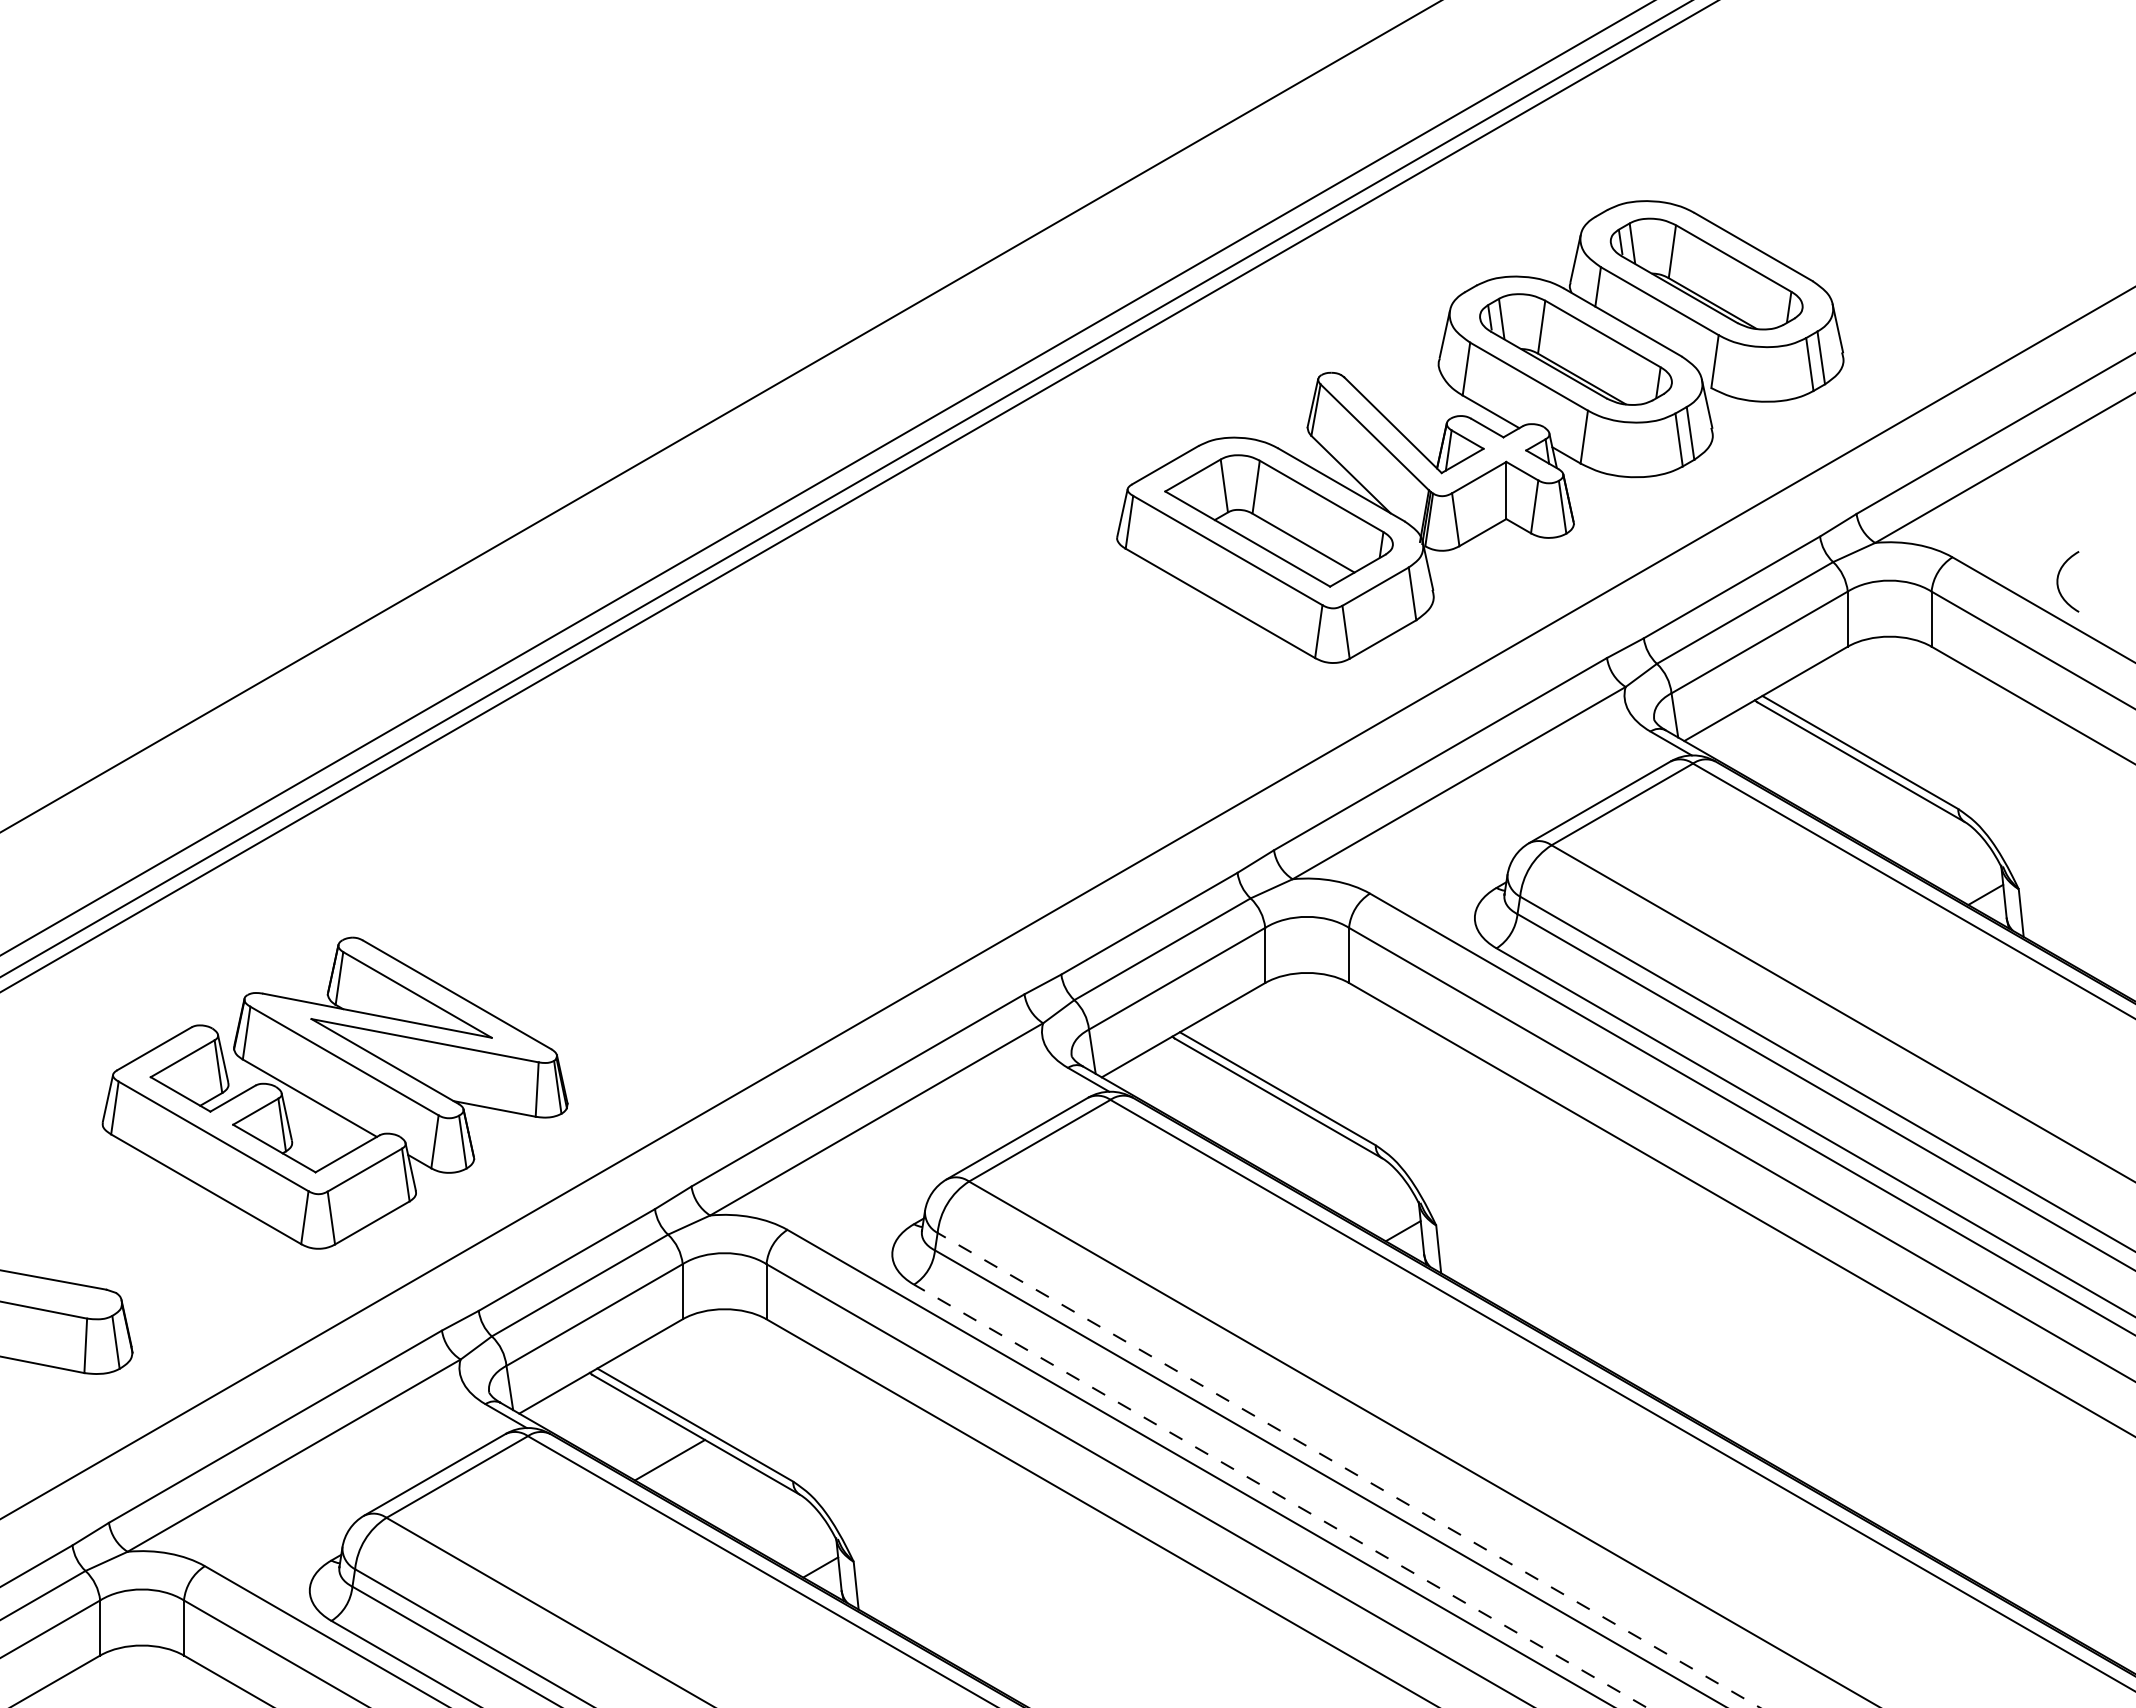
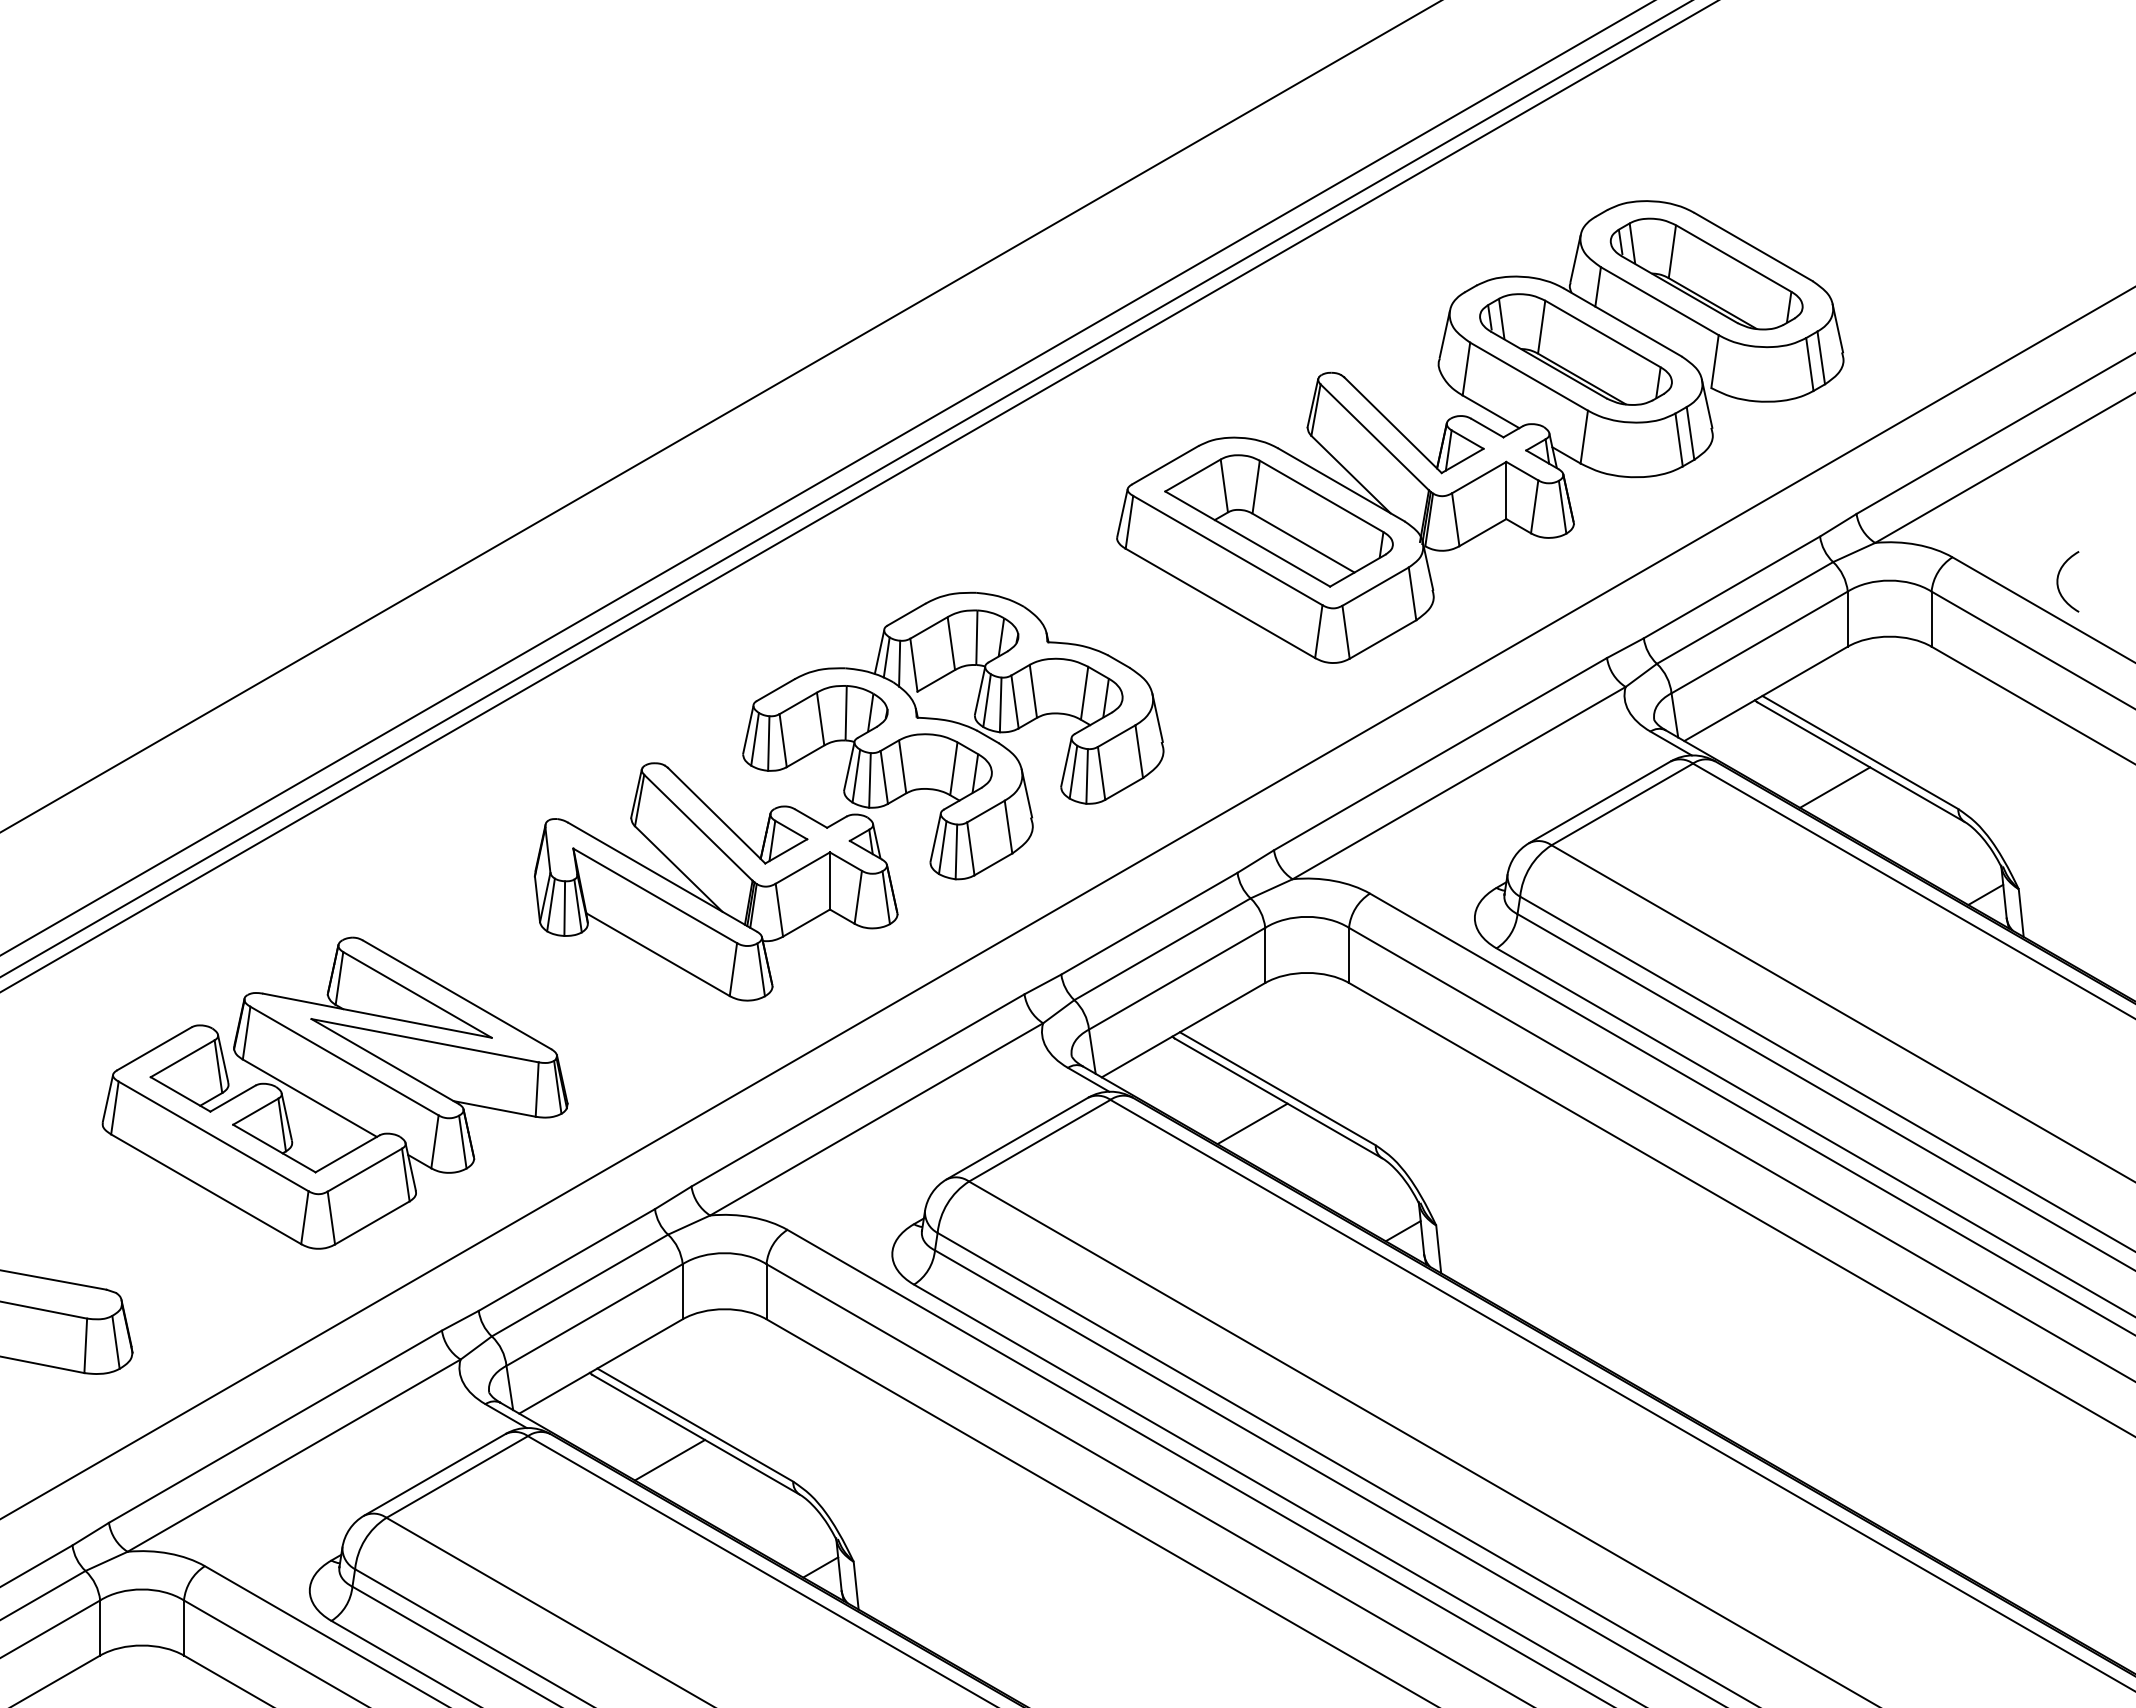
line: none -> present (1835, 787)
part: none -> present (848, 796)
line: none -> present (1252, 1123)
line: dashed -> solid (1348, 1470)
line: dashed -> solid (1280, 1496)
